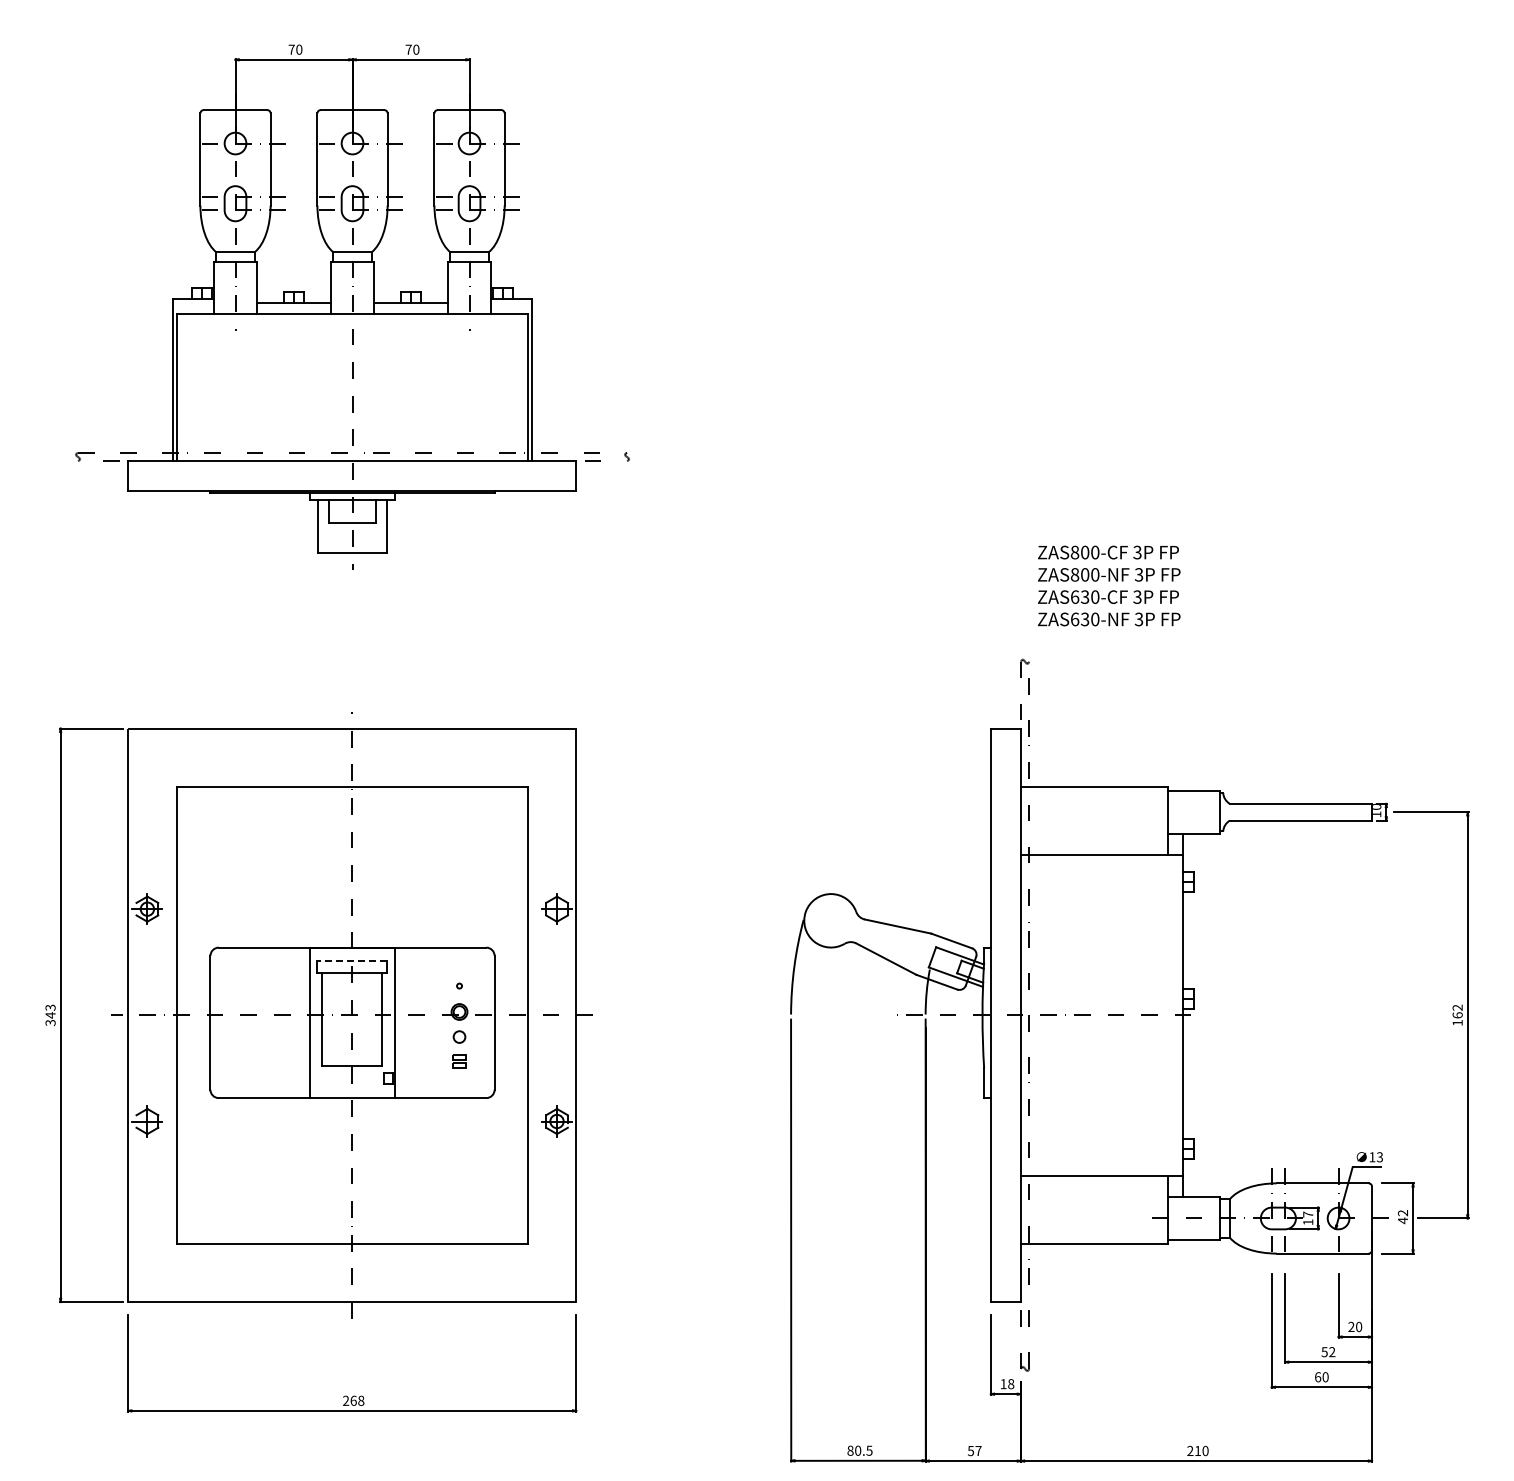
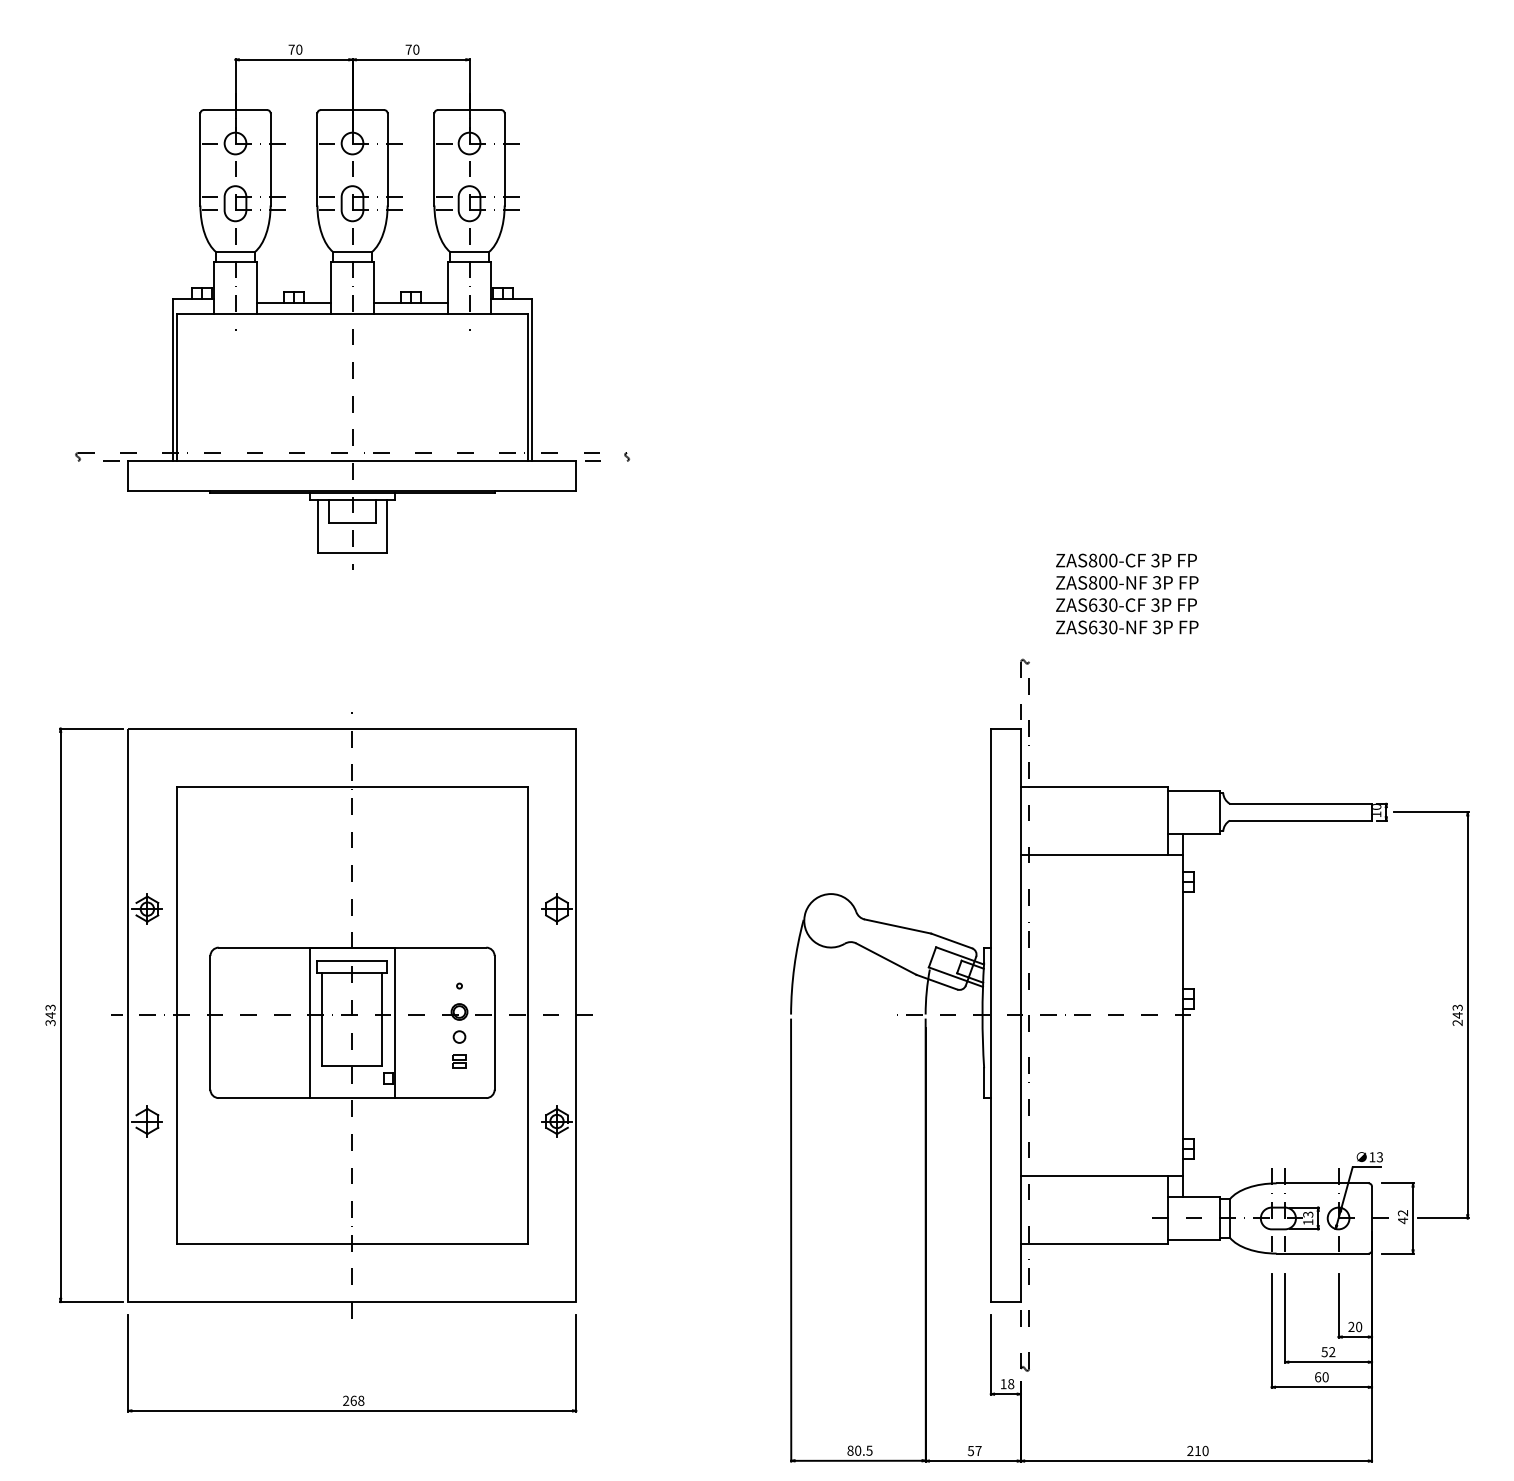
text position: (1109, 585) -> (1127, 593) (1127, 593)
line: dashed -> solid (352, 960)
text: 162 -> 243 (1457, 1015)
text: 17 -> 13 (1308, 1214)
